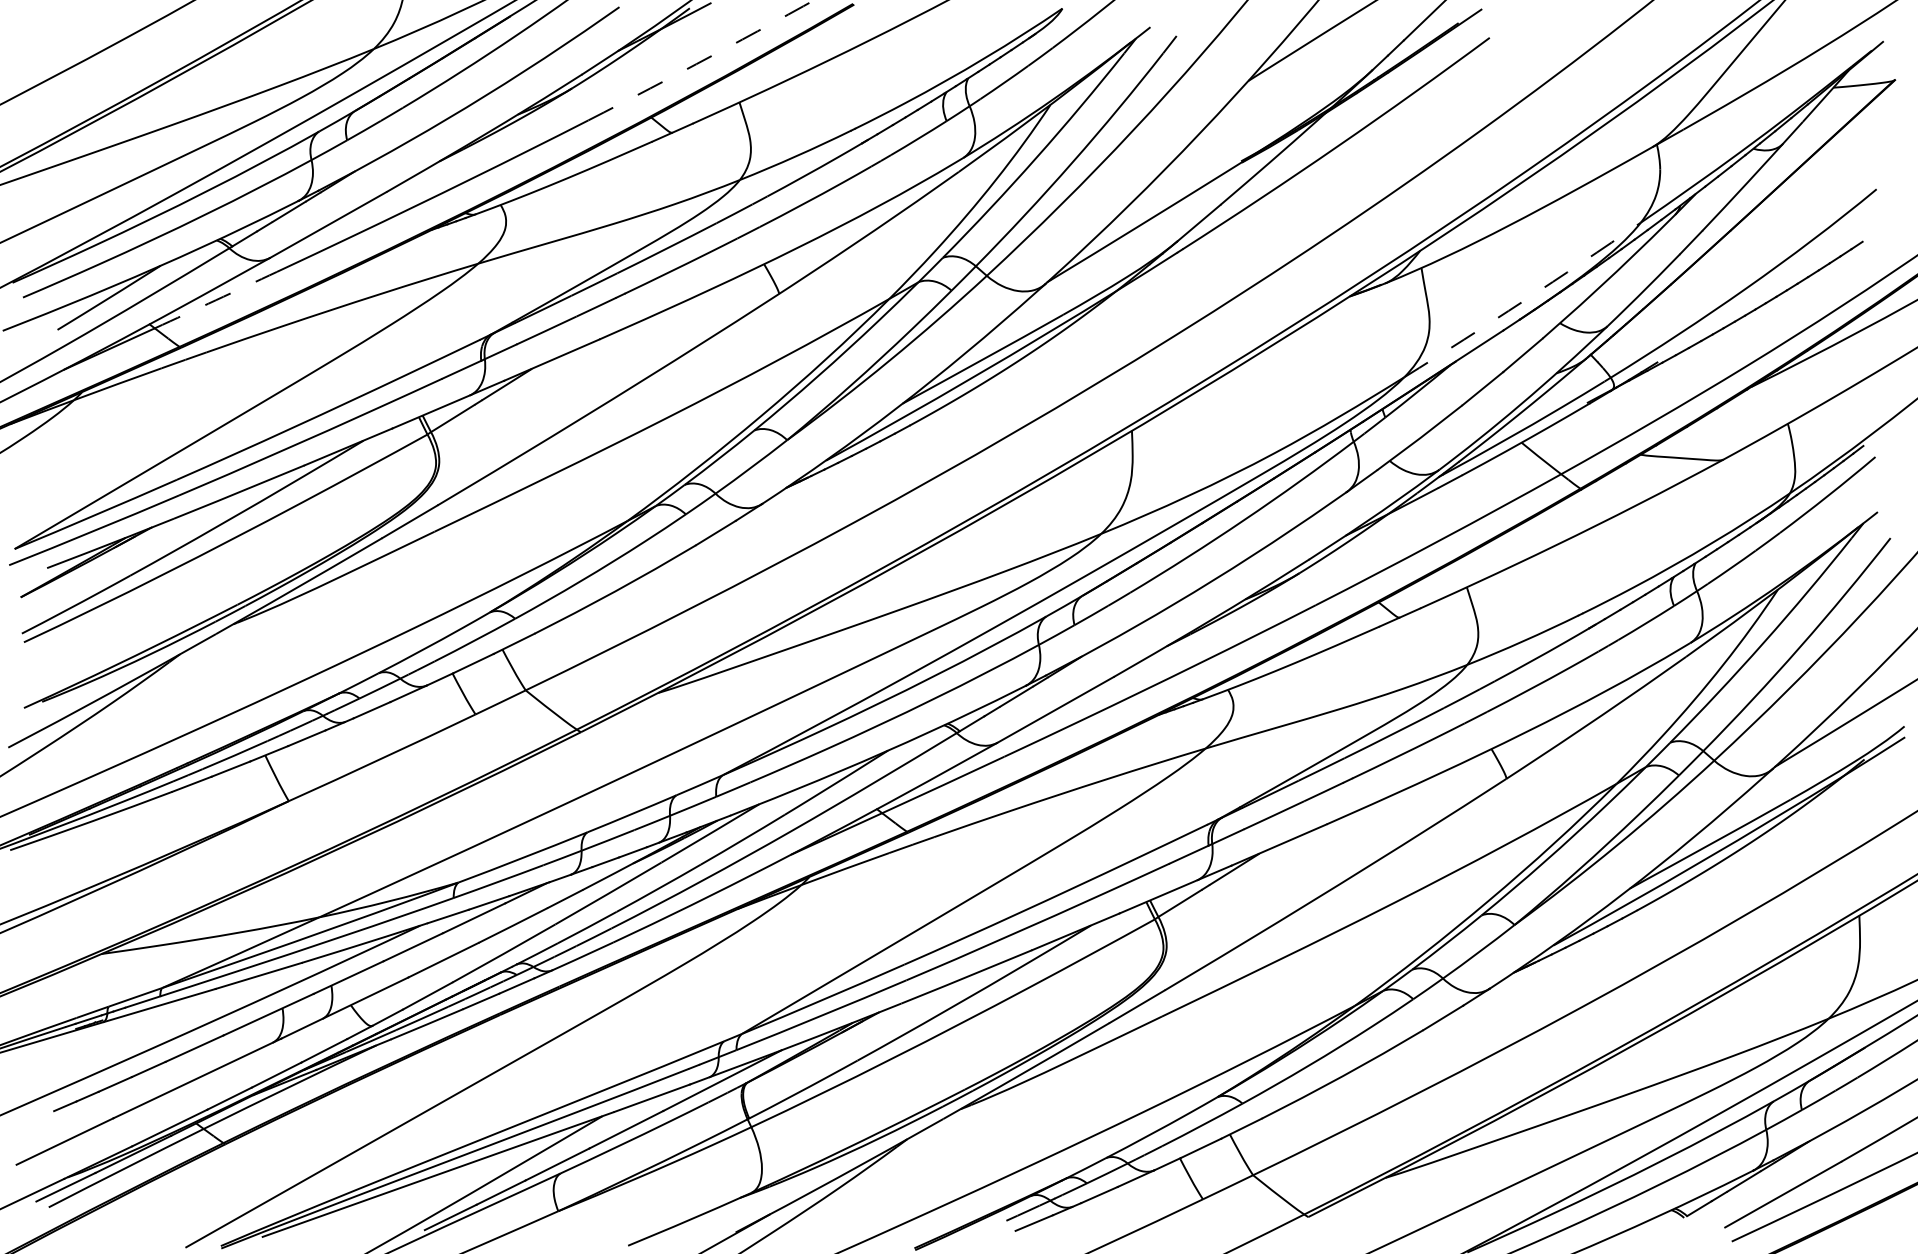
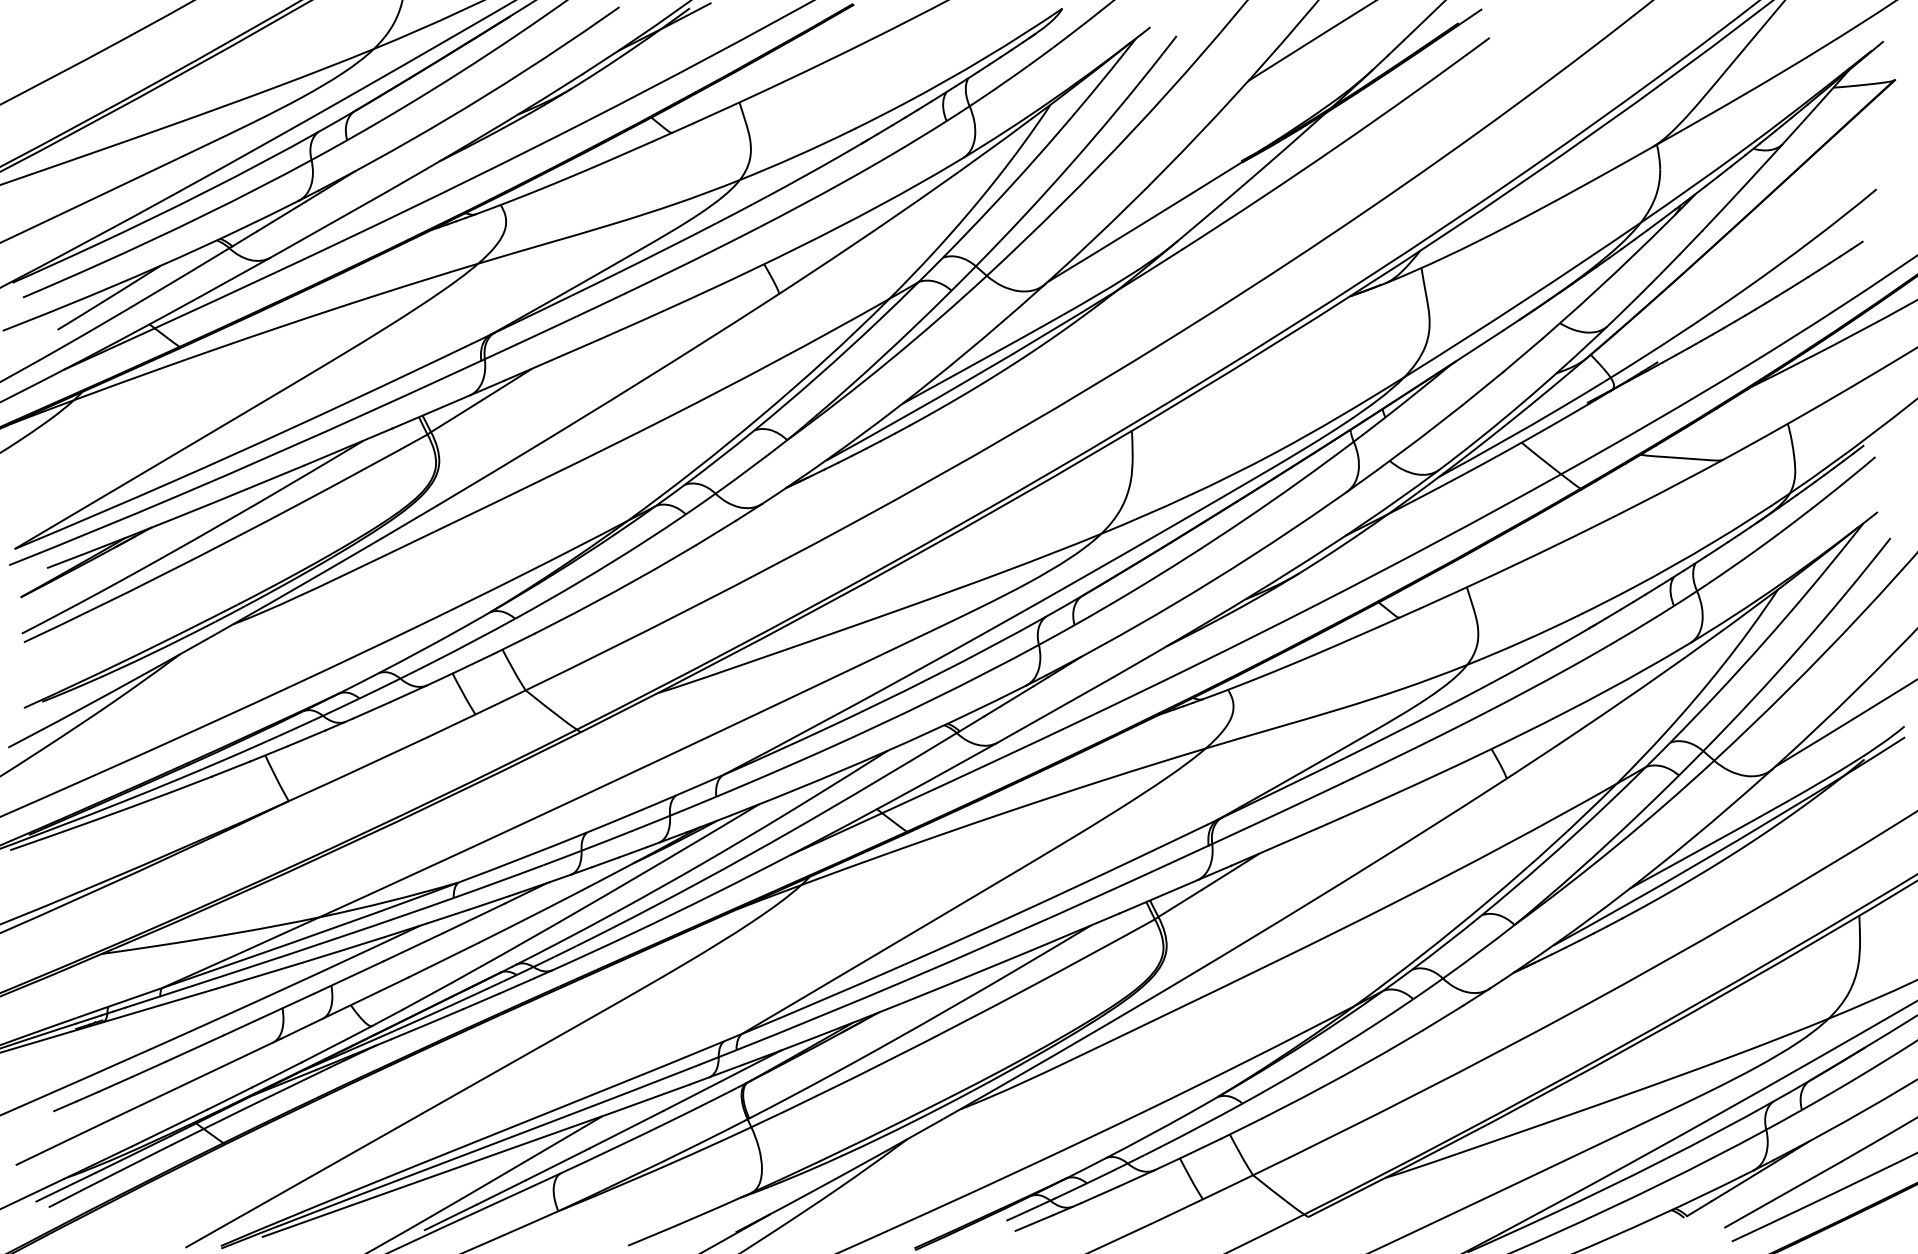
arc: dashed -> solid (702, 61)
arc: dashed -> solid (215, 300)
arc: dashed -> solid (1523, 301)
